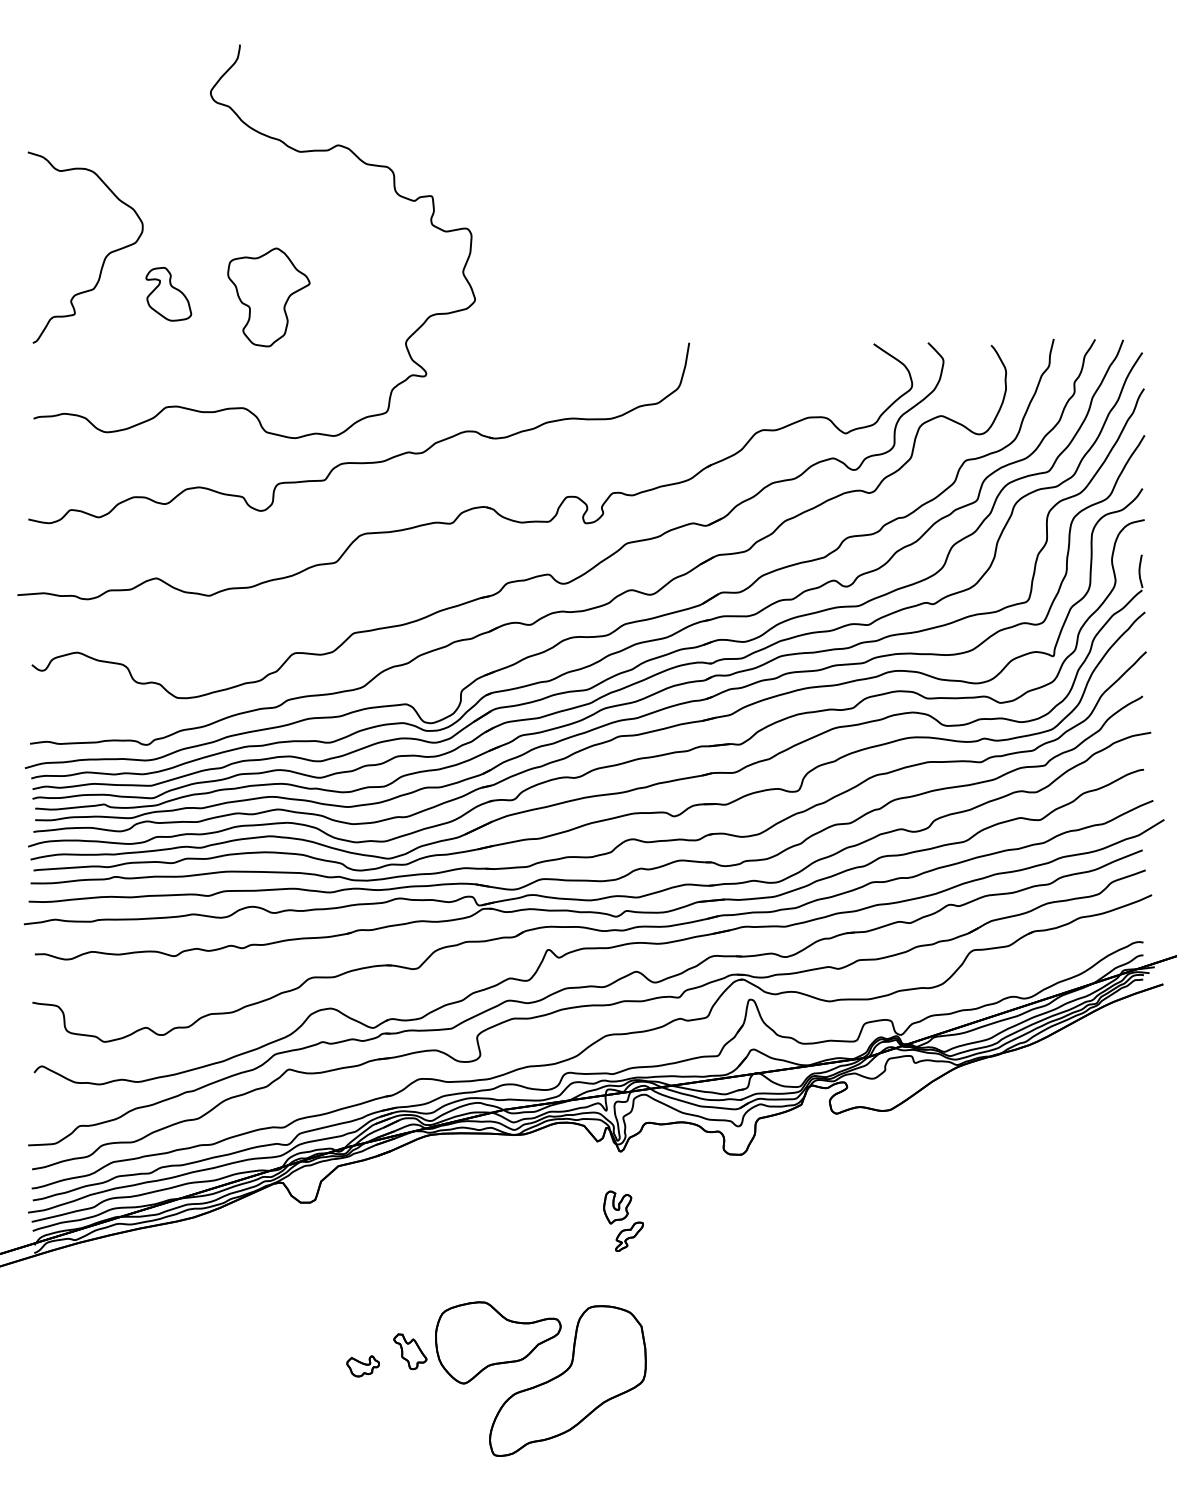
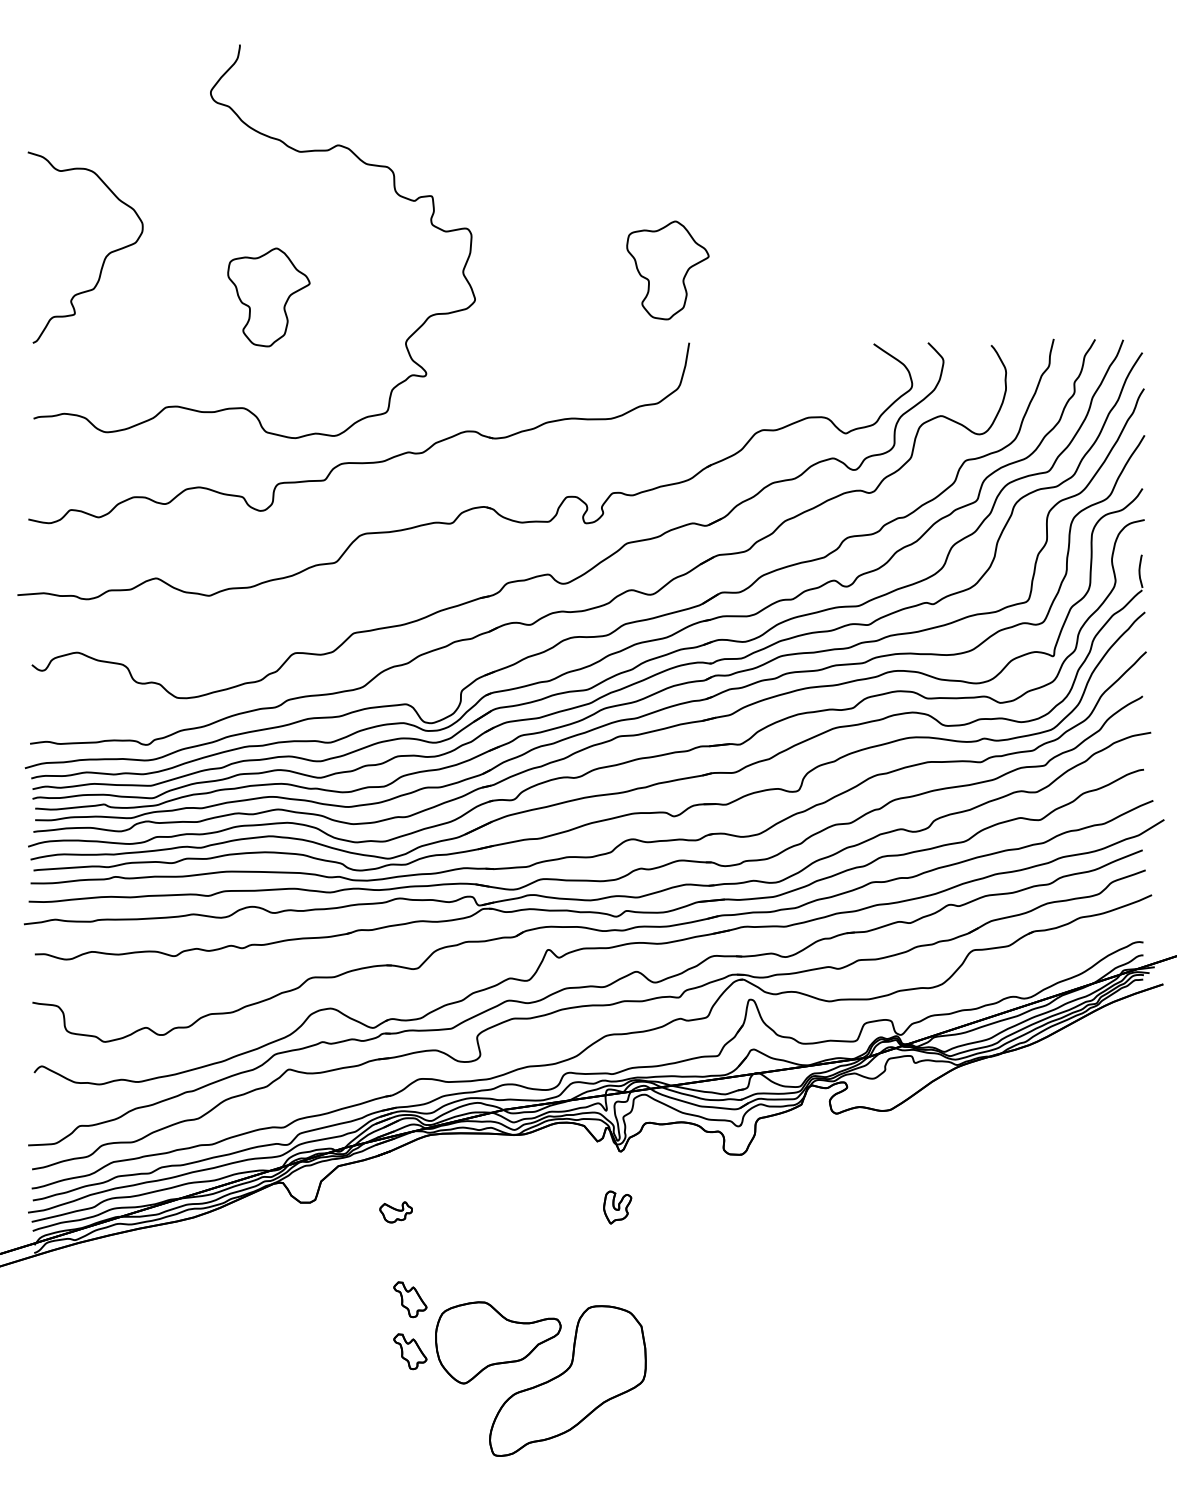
part: none -> present (667, 270)
part: present -> none (168, 294)
part: present -> none (629, 1236)
part: none -> present (410, 1299)
part position: (362, 1366) -> (395, 1212) (395, 1212)
